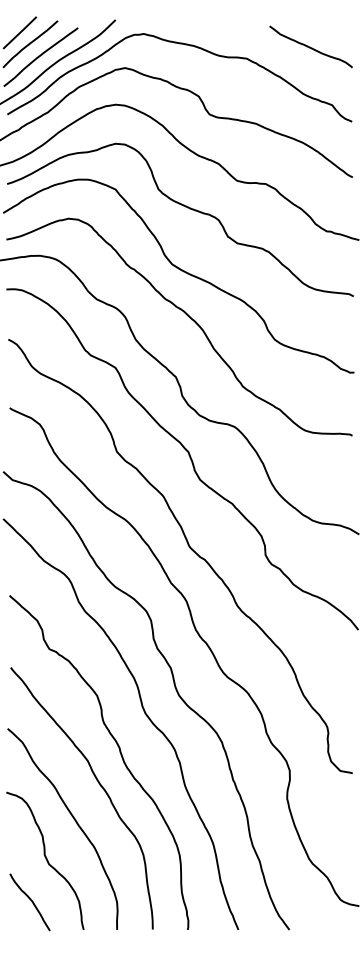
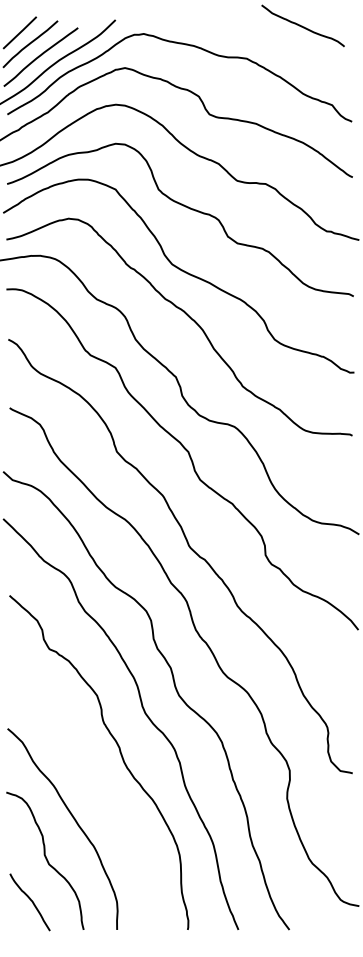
curve position: (310, 46) -> (302, 25) (302, 25)
curve: present -> none (99, 785)
